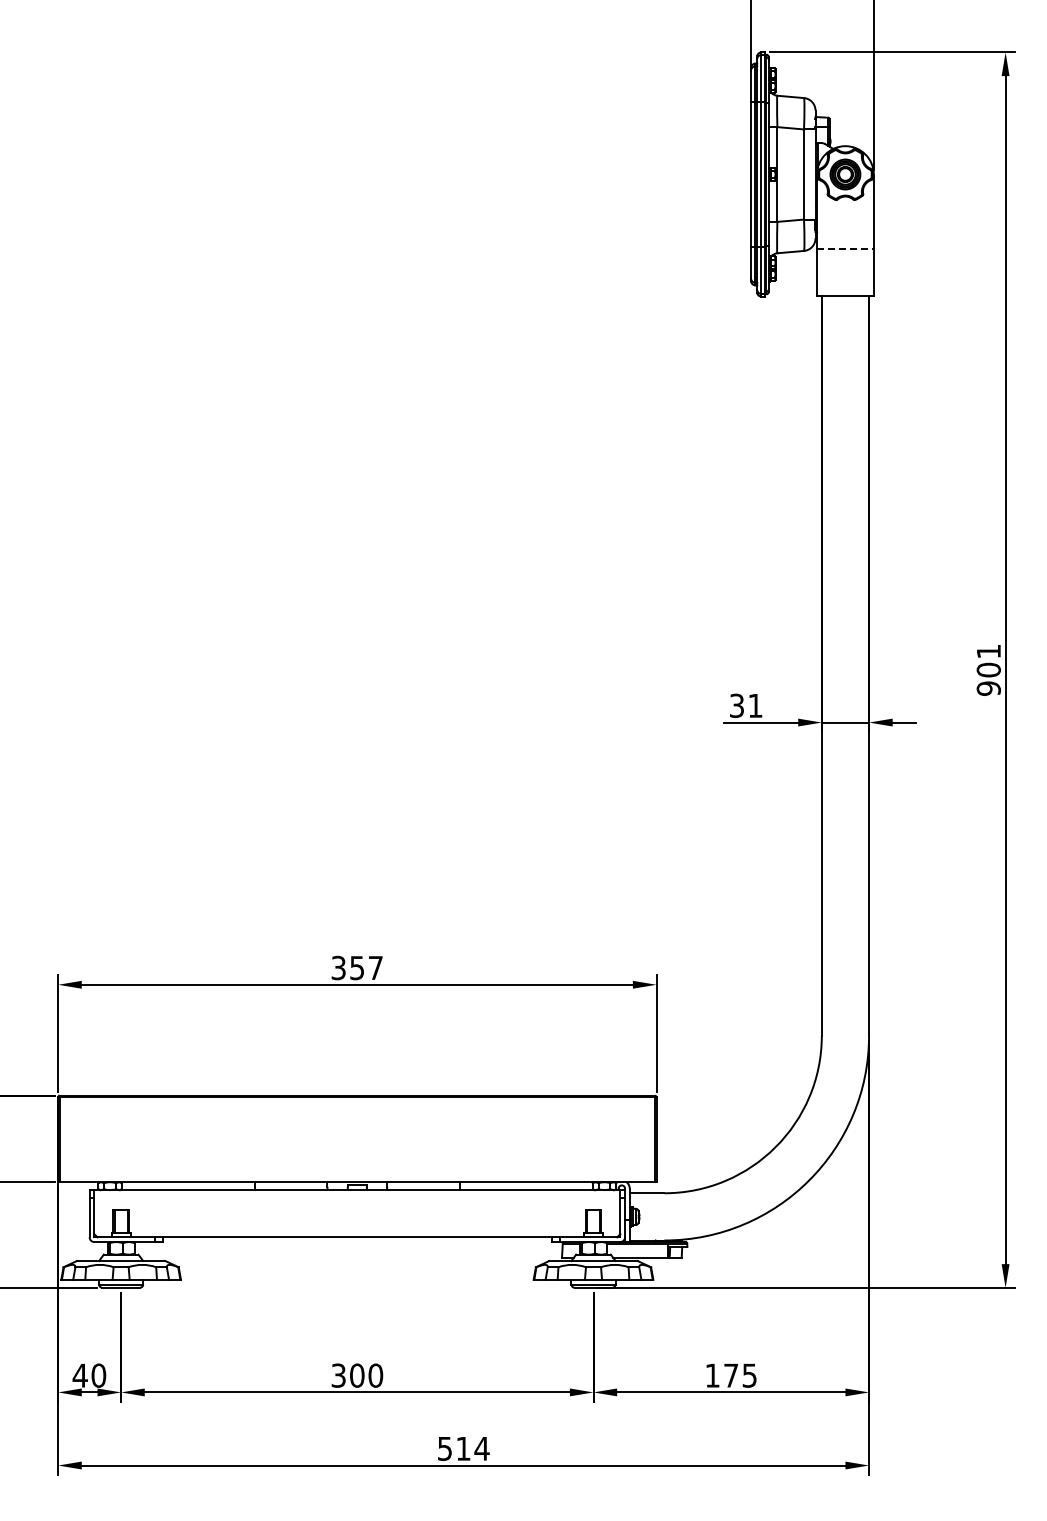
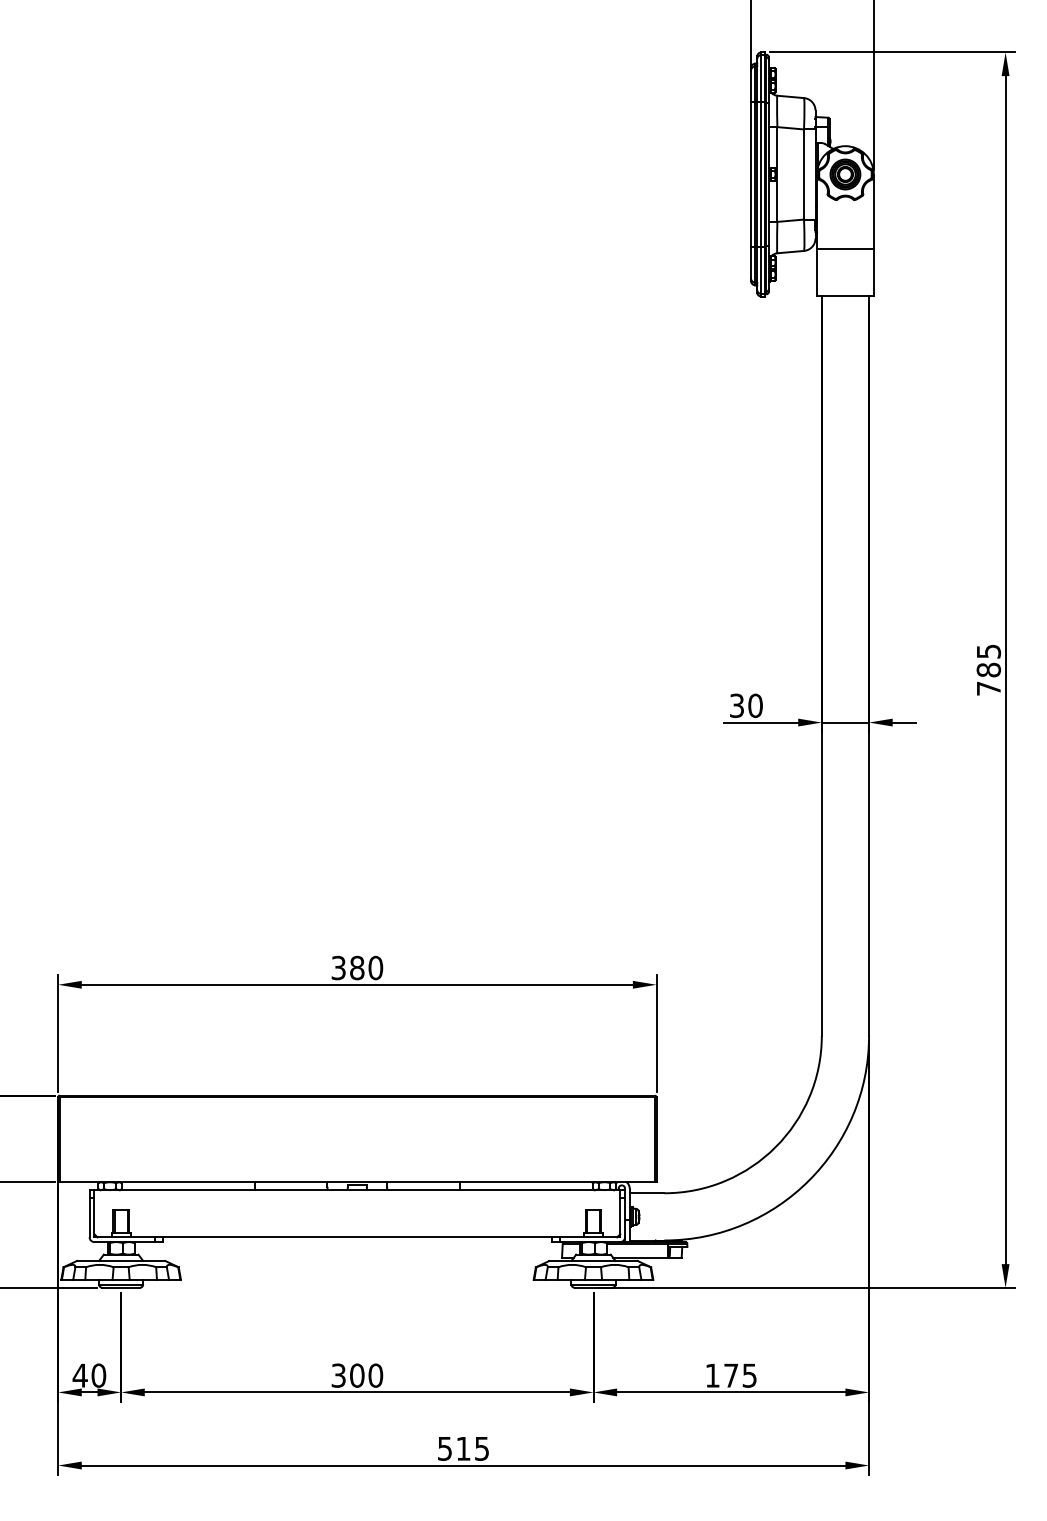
line: dashed -> solid (845, 248)
text: 901 -> 785 (988, 669)
text: 31 -> 30 (755, 705)
text: 357 -> 380 (366, 967)
text: 514 -> 515 (481, 1448)
